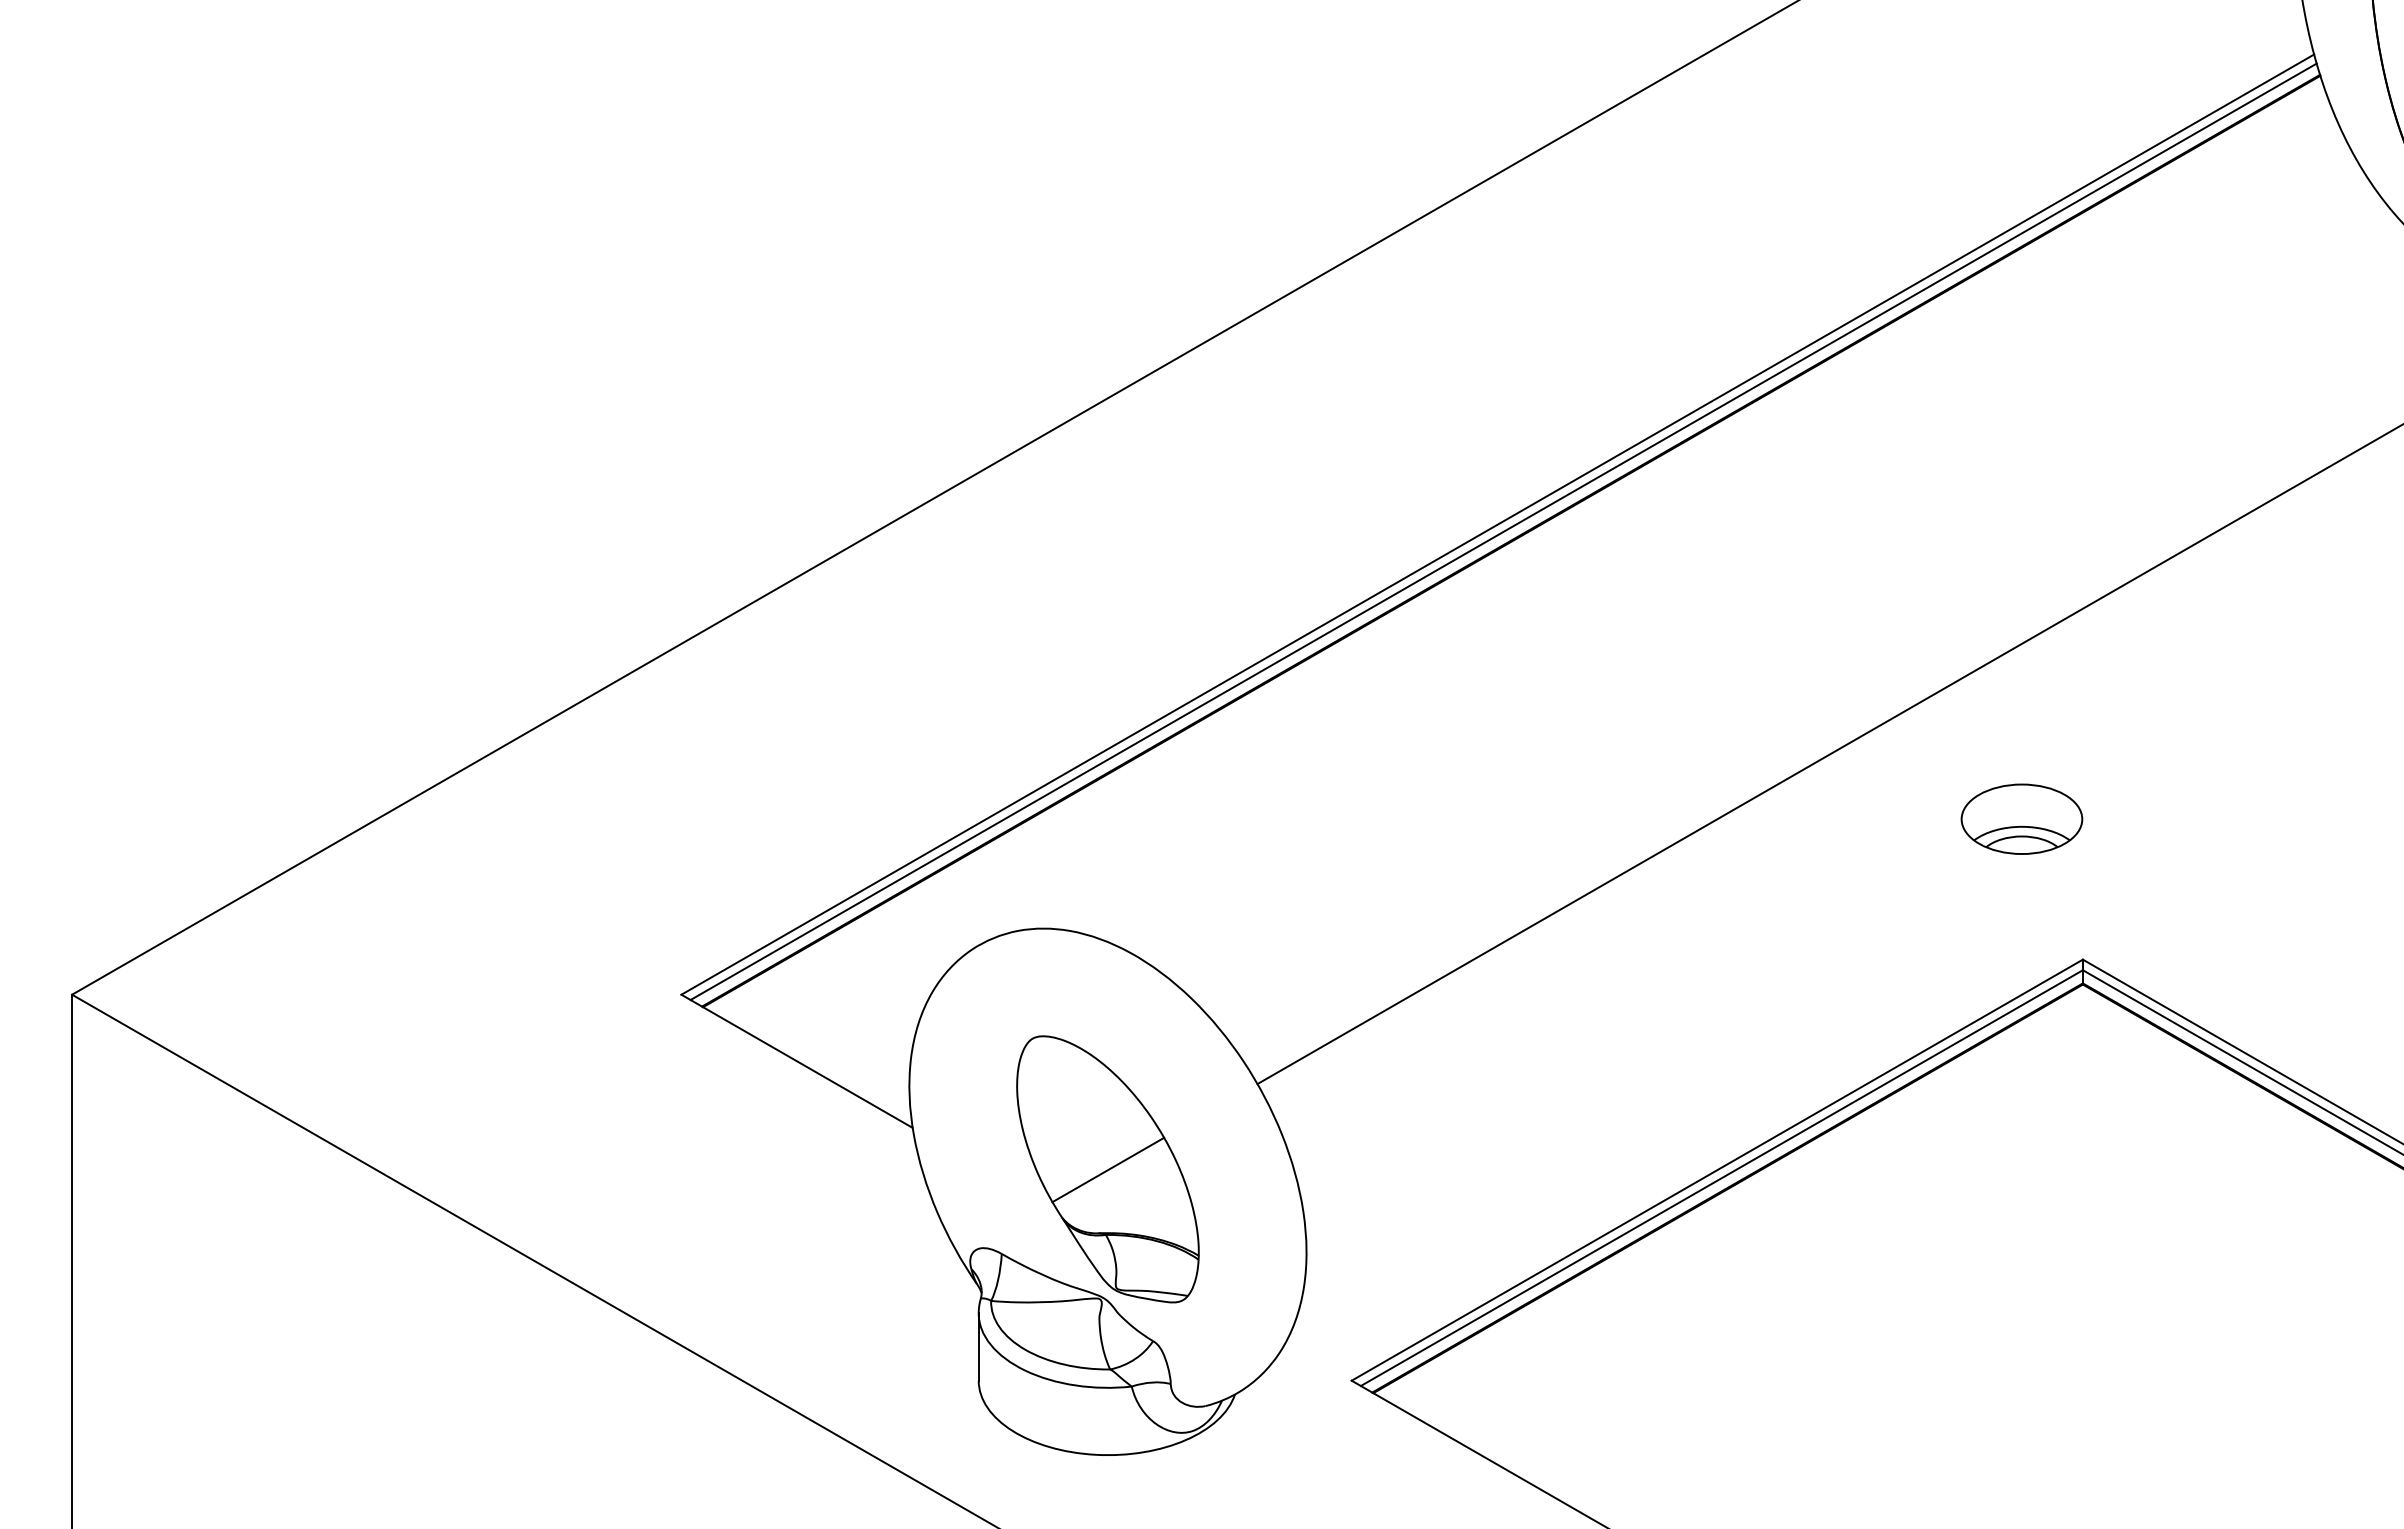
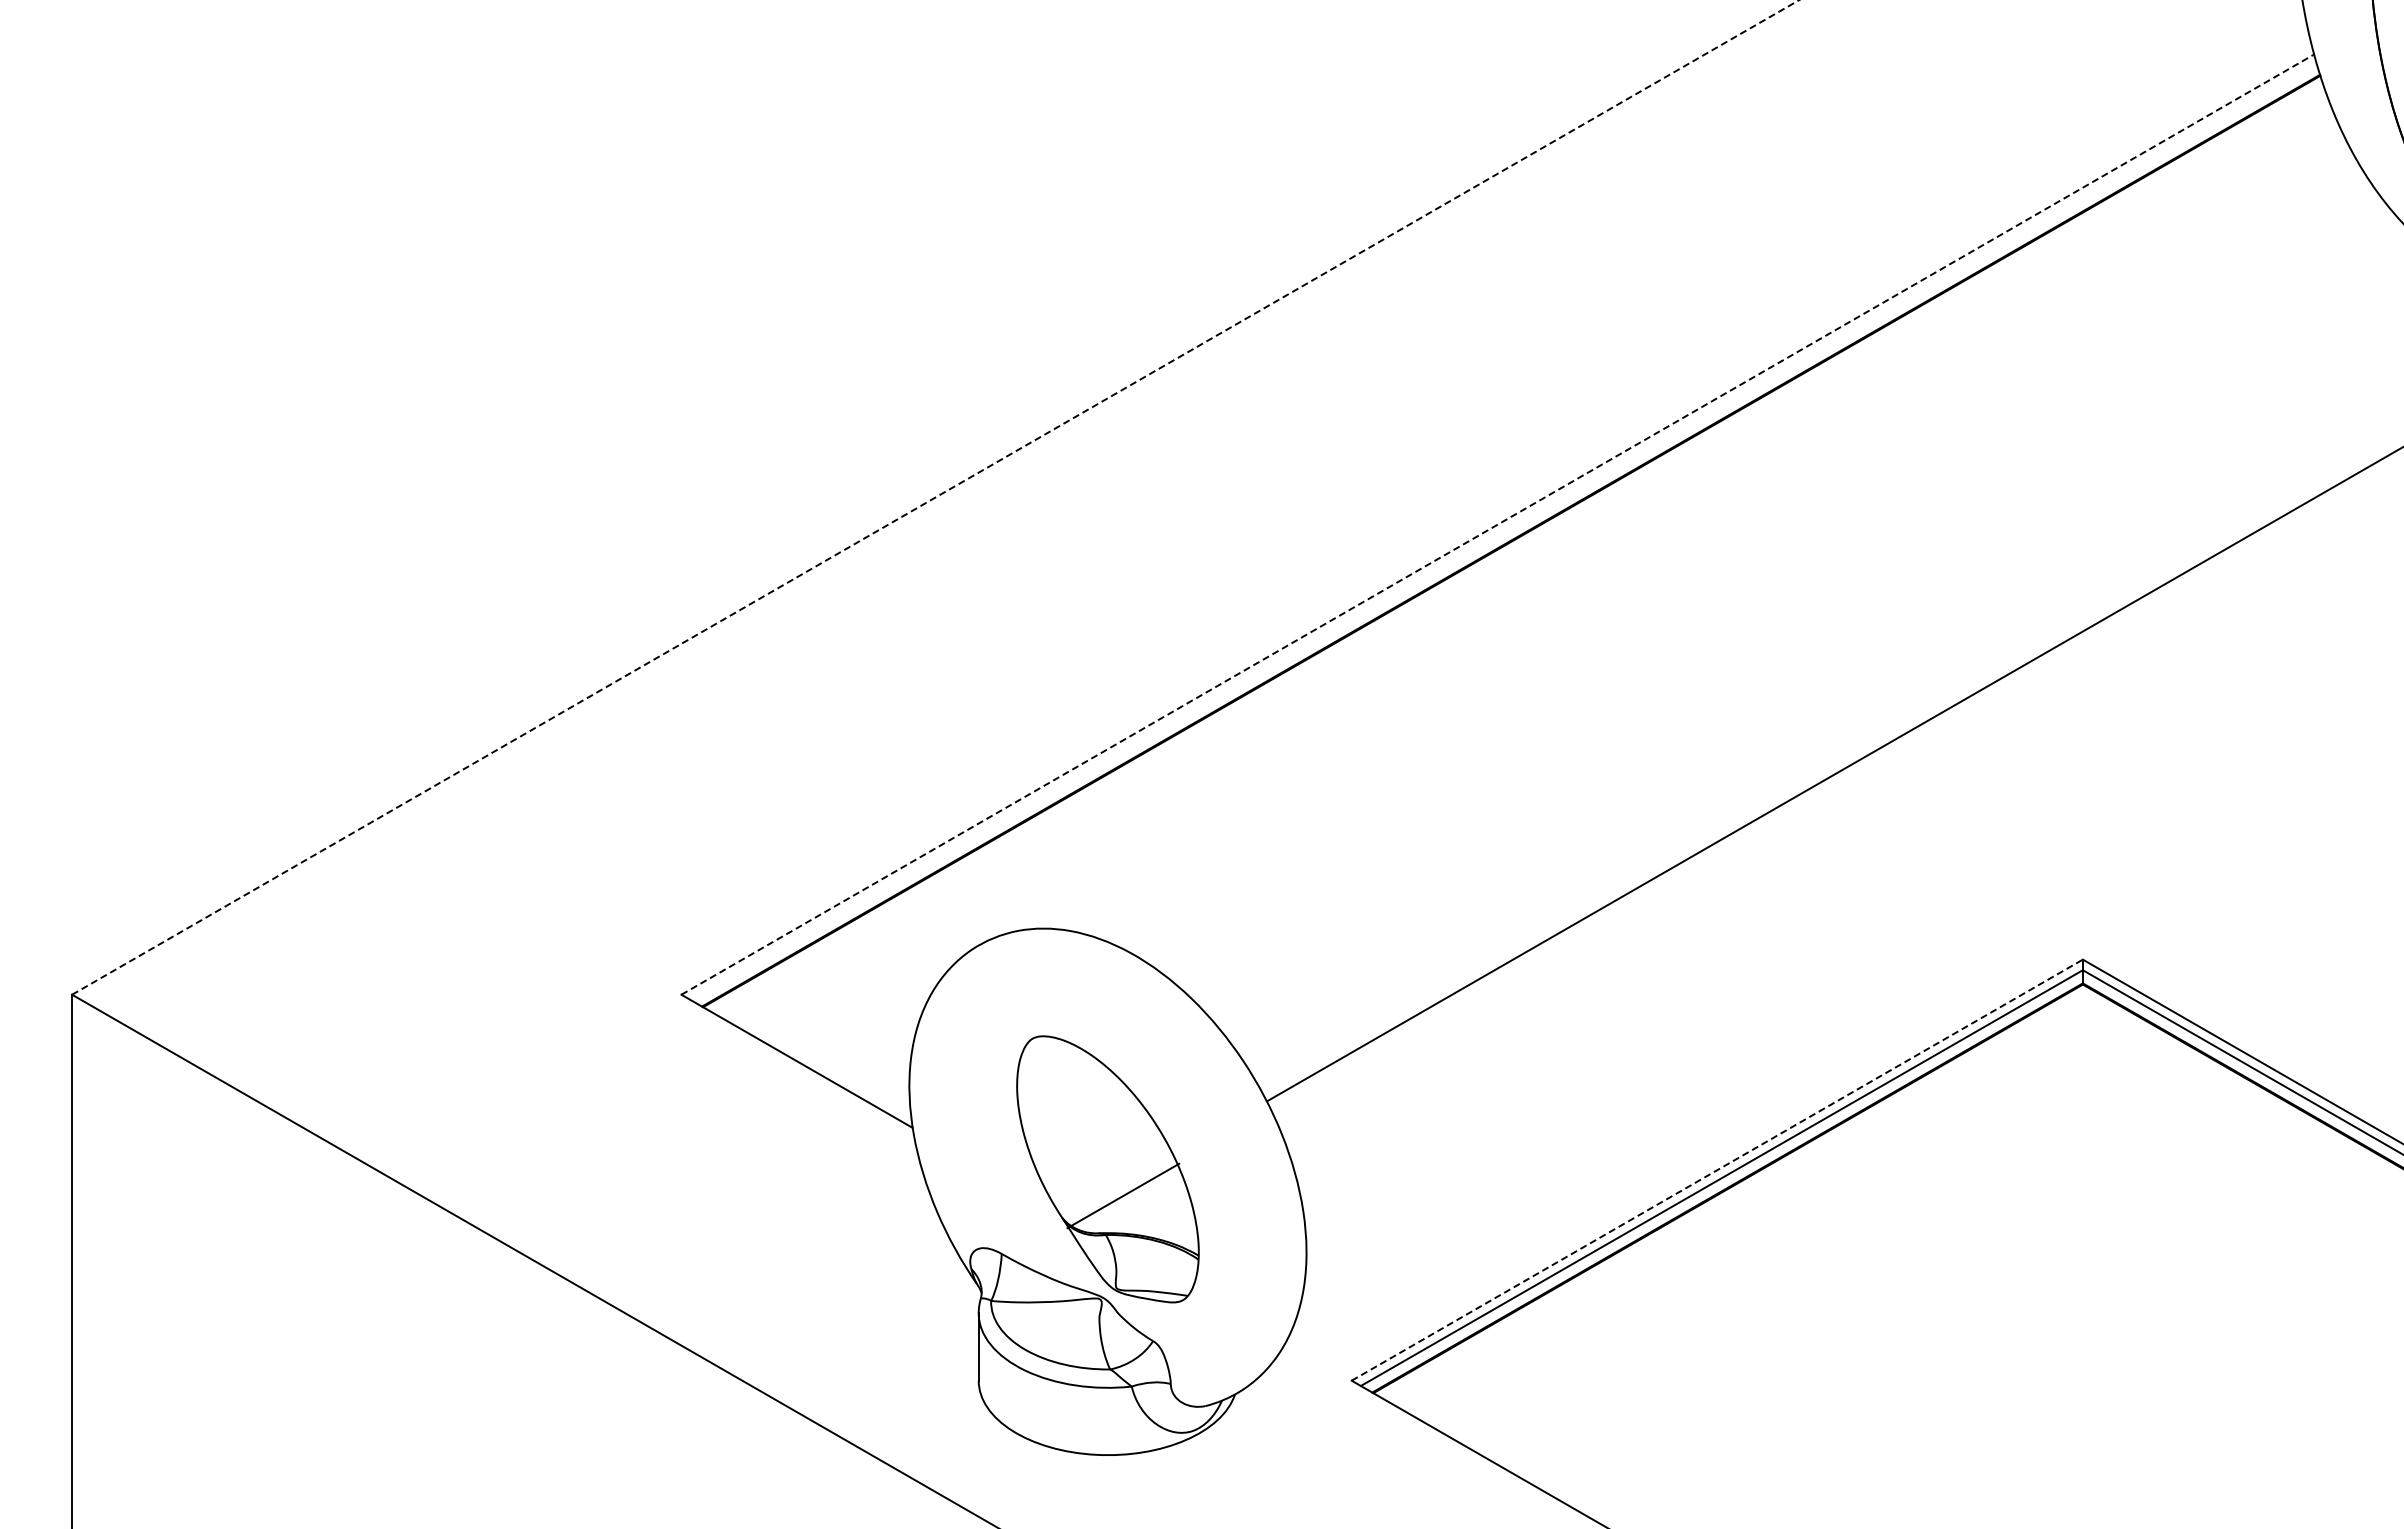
line: solid -> dashed (935, 497)
line: solid -> dashed (1498, 524)
line: present -> none (1503, 531)
line position: (1828, 754) -> (1833, 774) (1833, 774)
part: present -> none (2021, 818)
line position: (1108, 1169) -> (1123, 1195) (1123, 1195)
line: solid -> dashed (1717, 1170)
